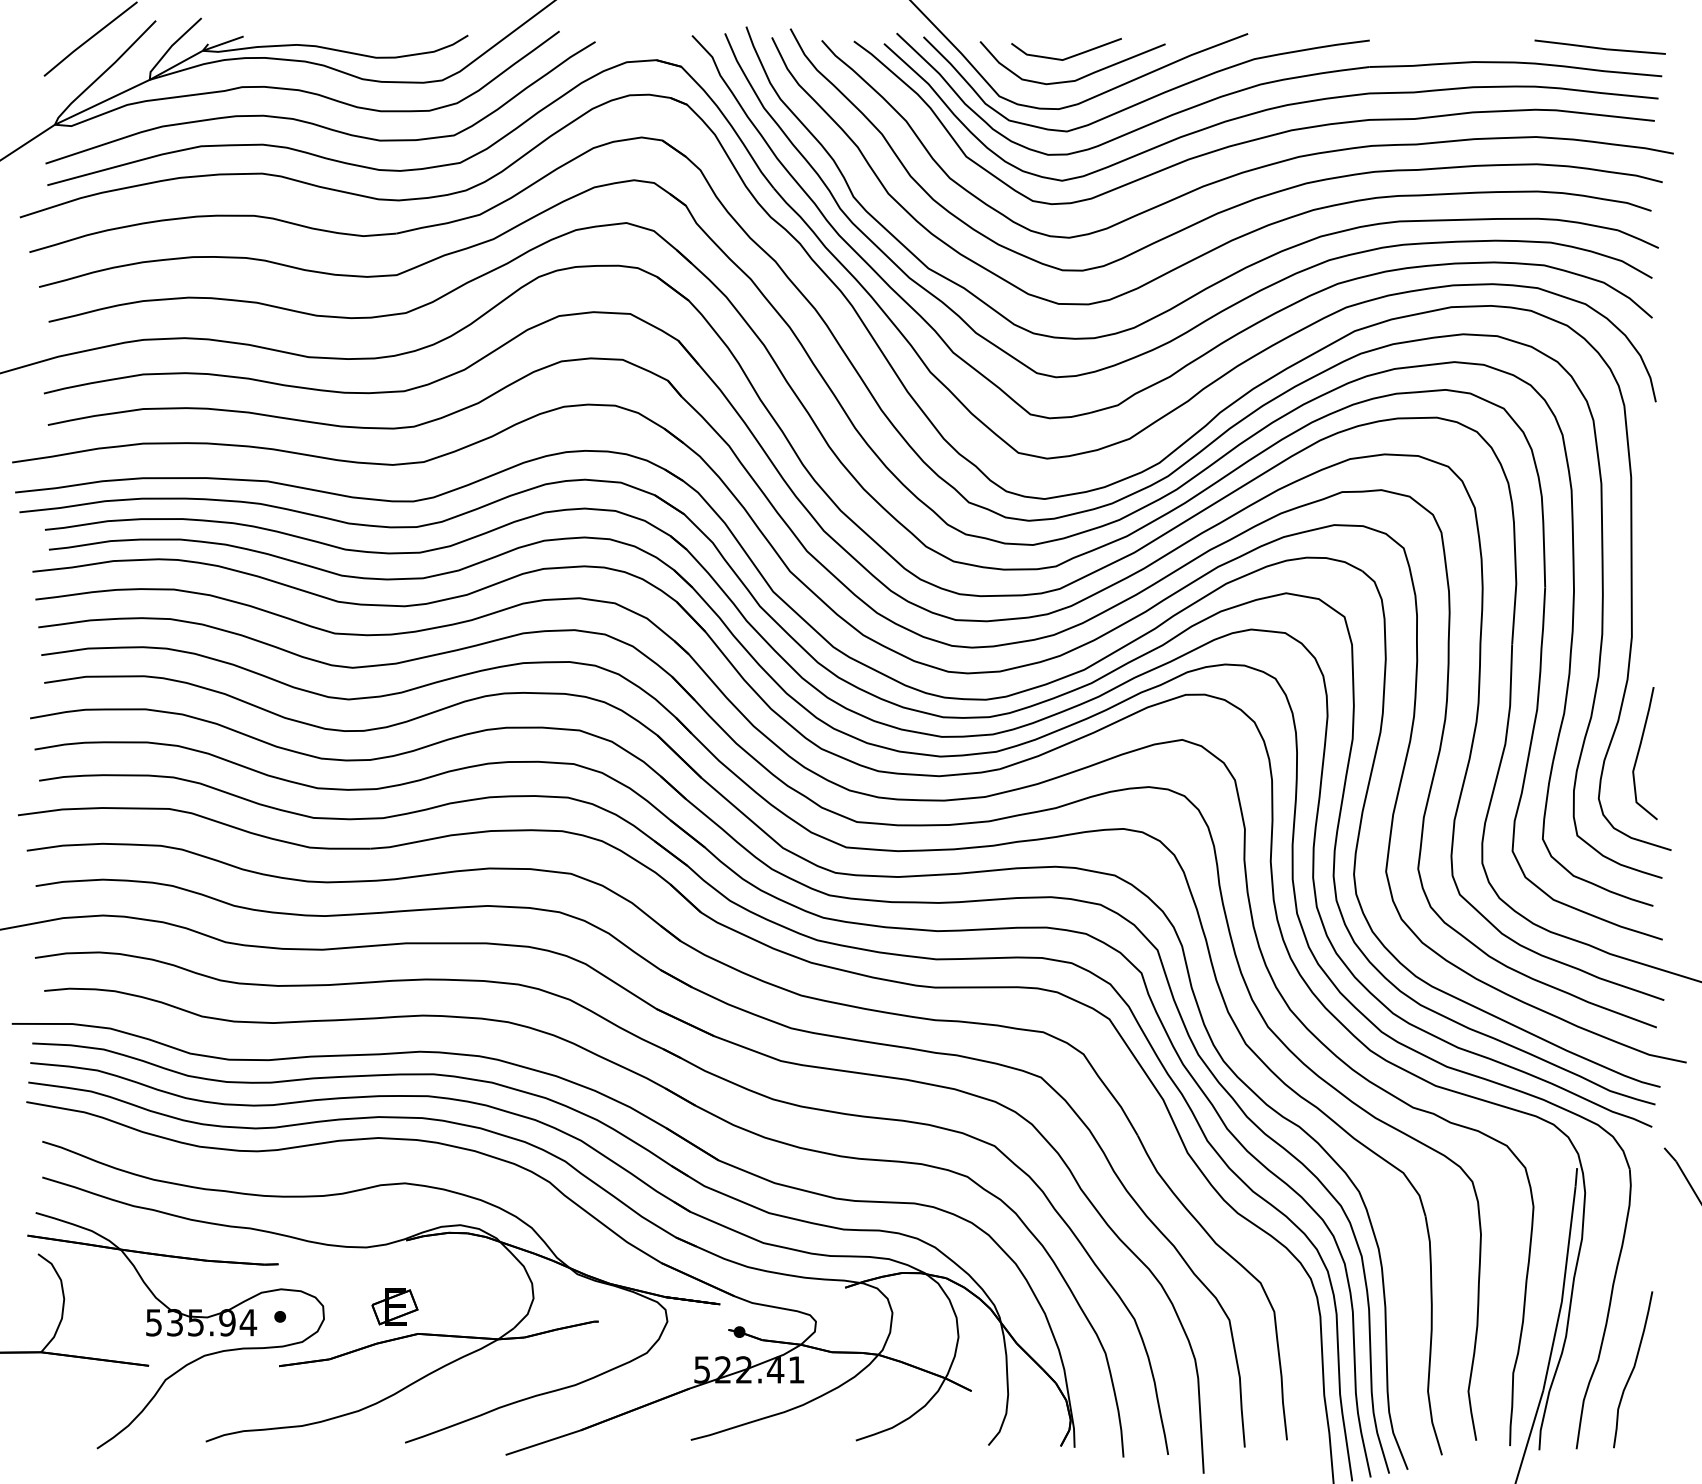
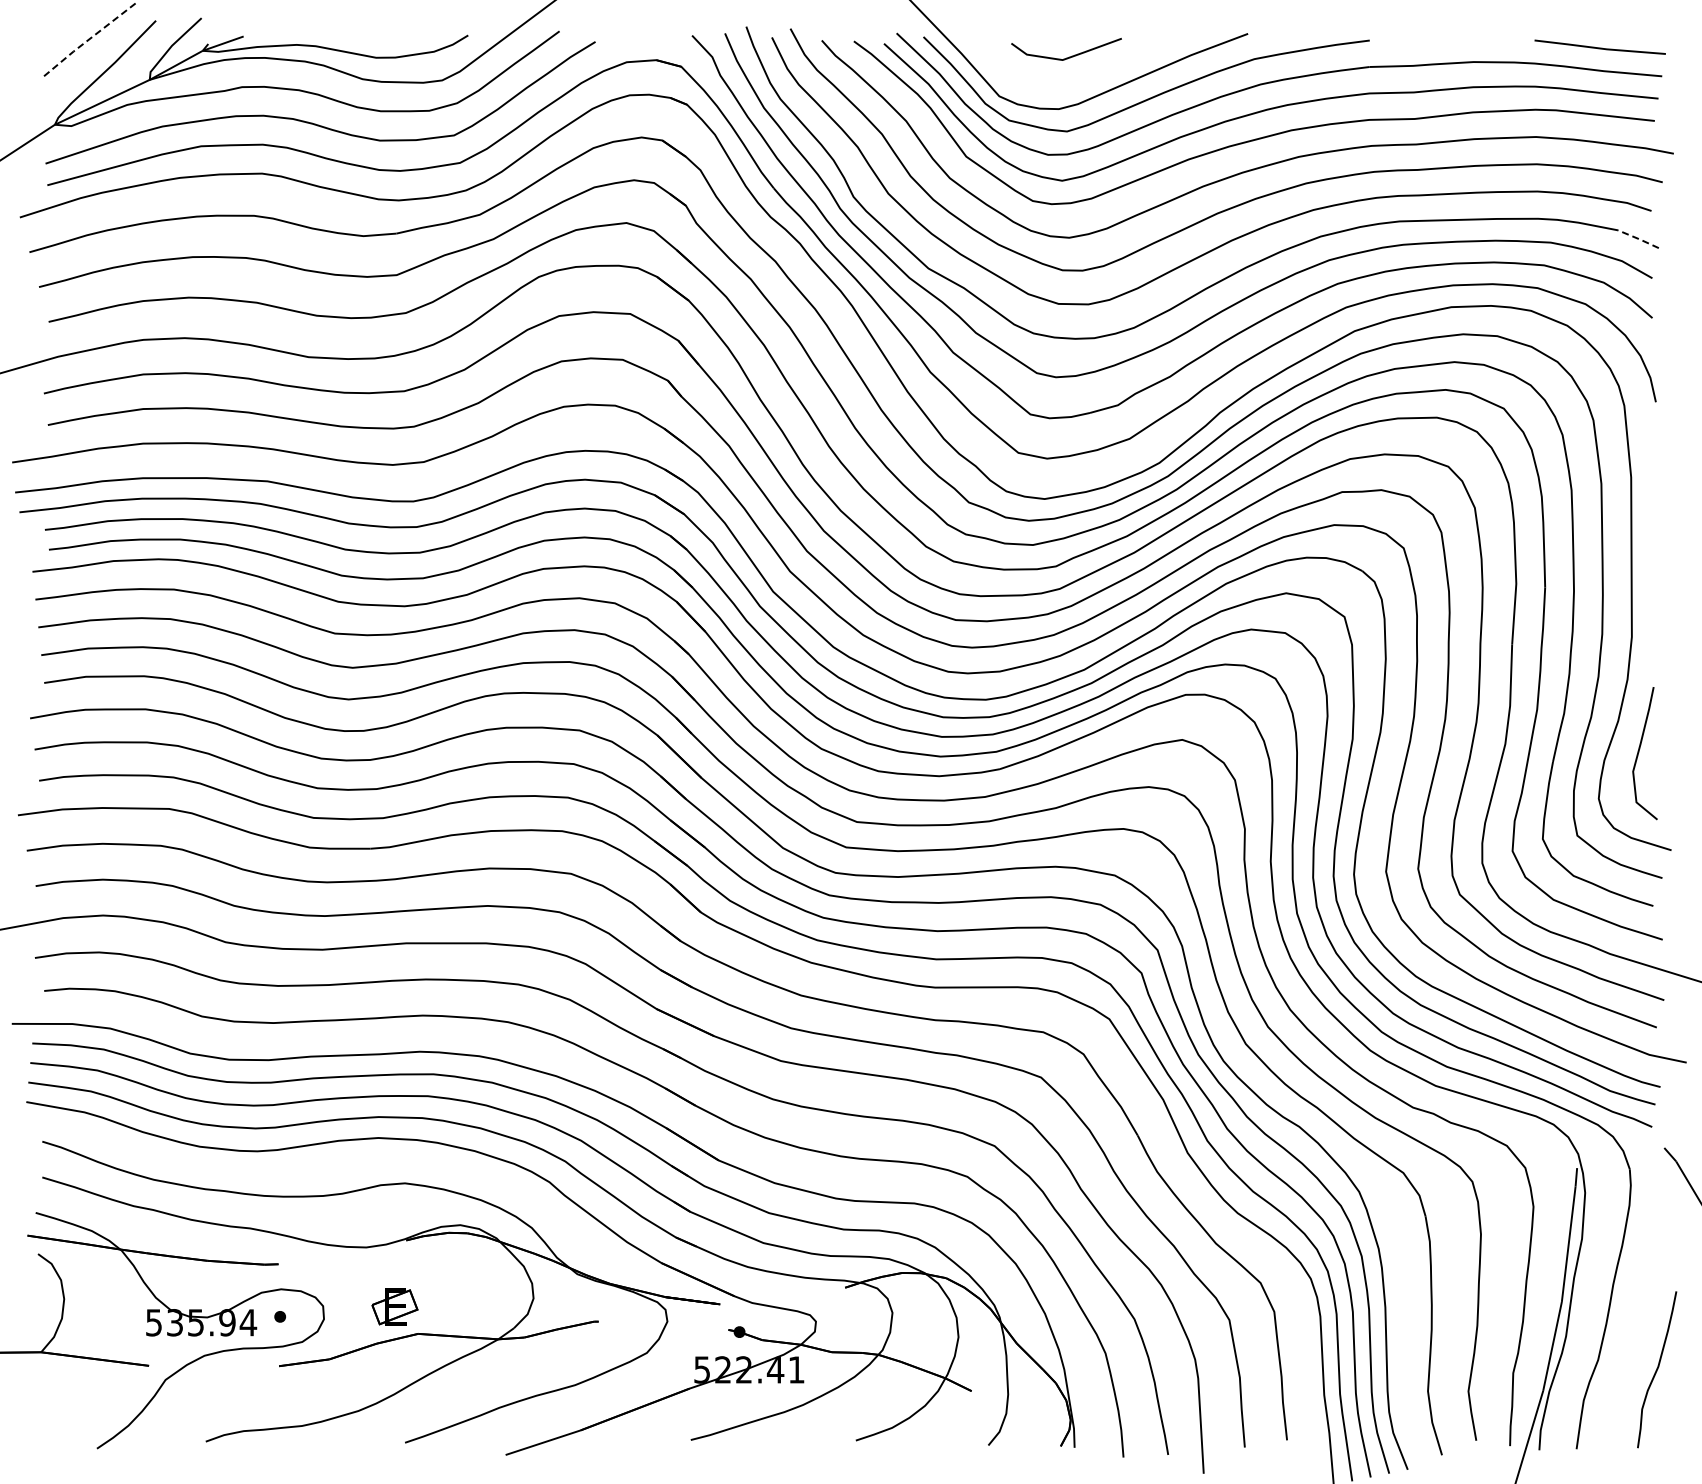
line: solid -> dashed (90, 38)
curve: present -> none (1077, 78)
line: solid -> dashed (1638, 238)
curve position: (1633, 1369) -> (1657, 1369) (1657, 1369)
